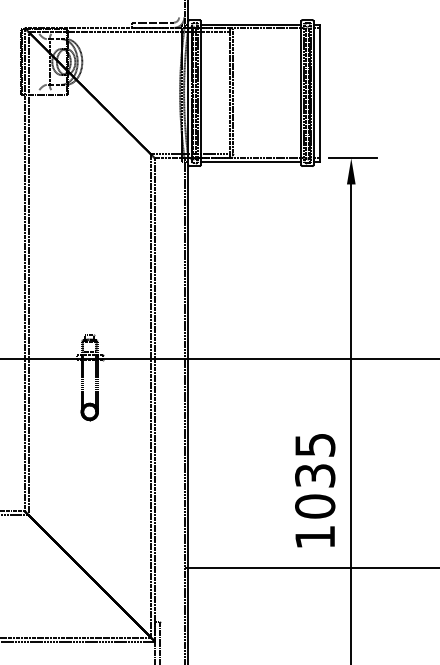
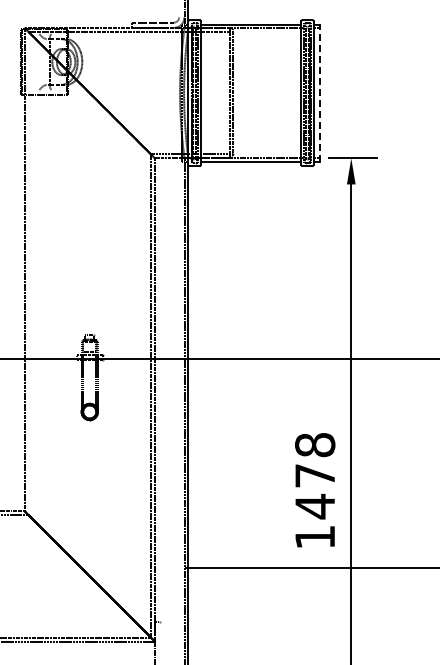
line: solid -> dashed (320, 92)
line: present -> none (28, 273)
text: 1035 -> 1478 (315, 476)
line: present -> none (160, 641)
